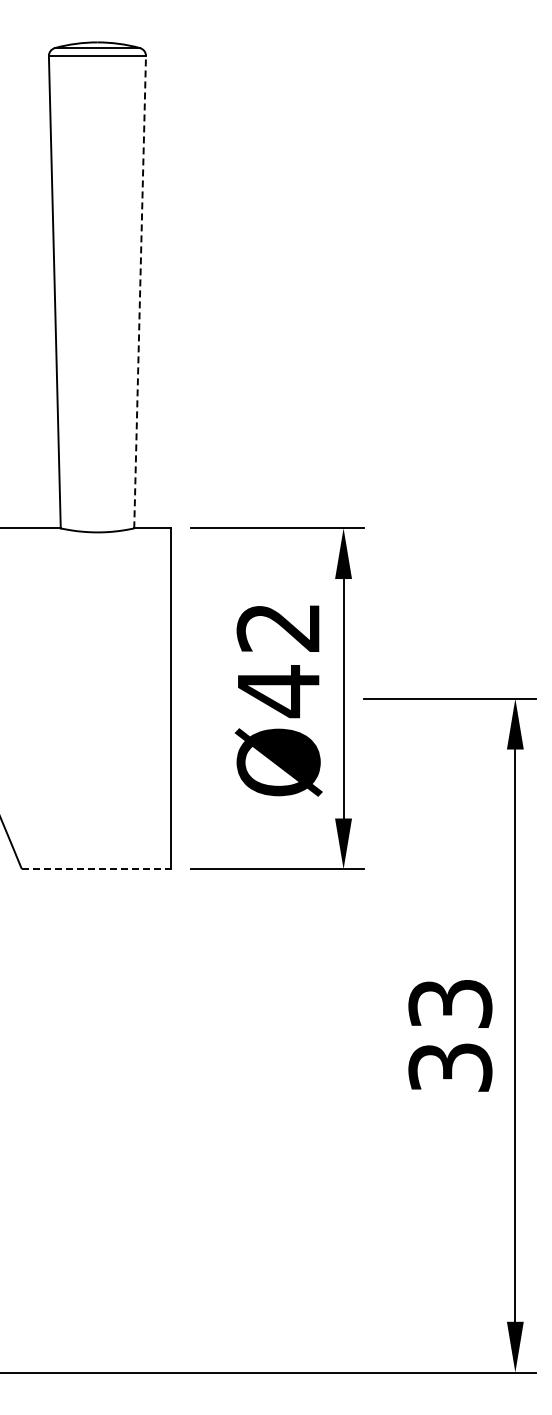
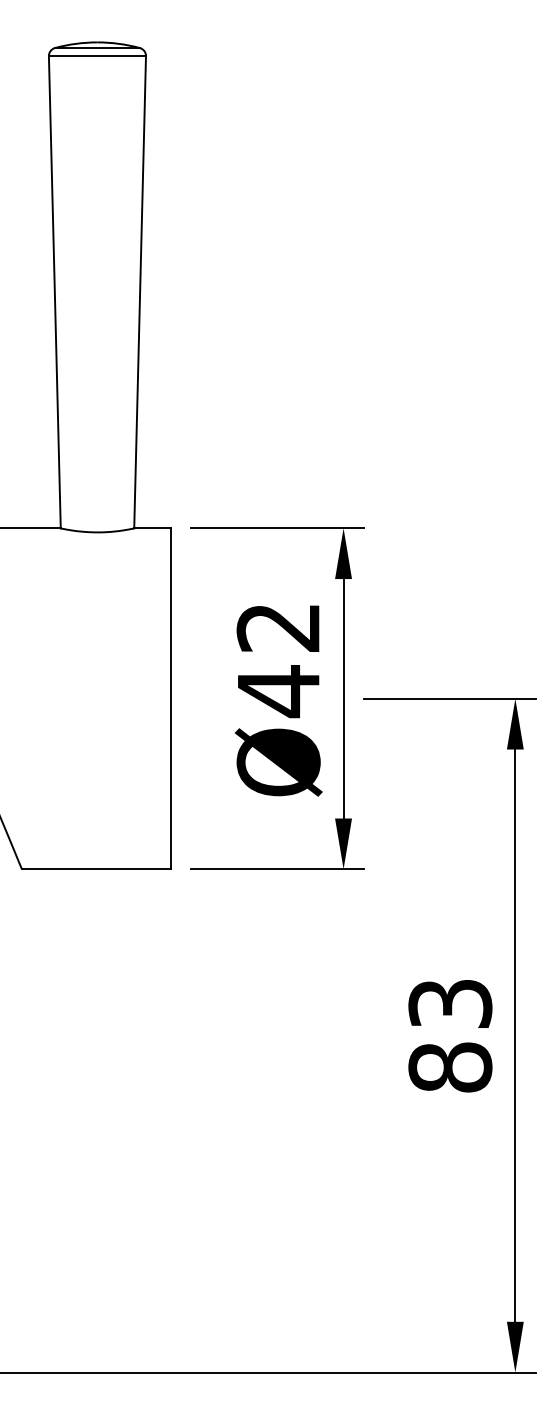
line: dashed -> solid (140, 291)
line: dashed -> solid (96, 869)
text: 33 -> 83 (450, 1067)
